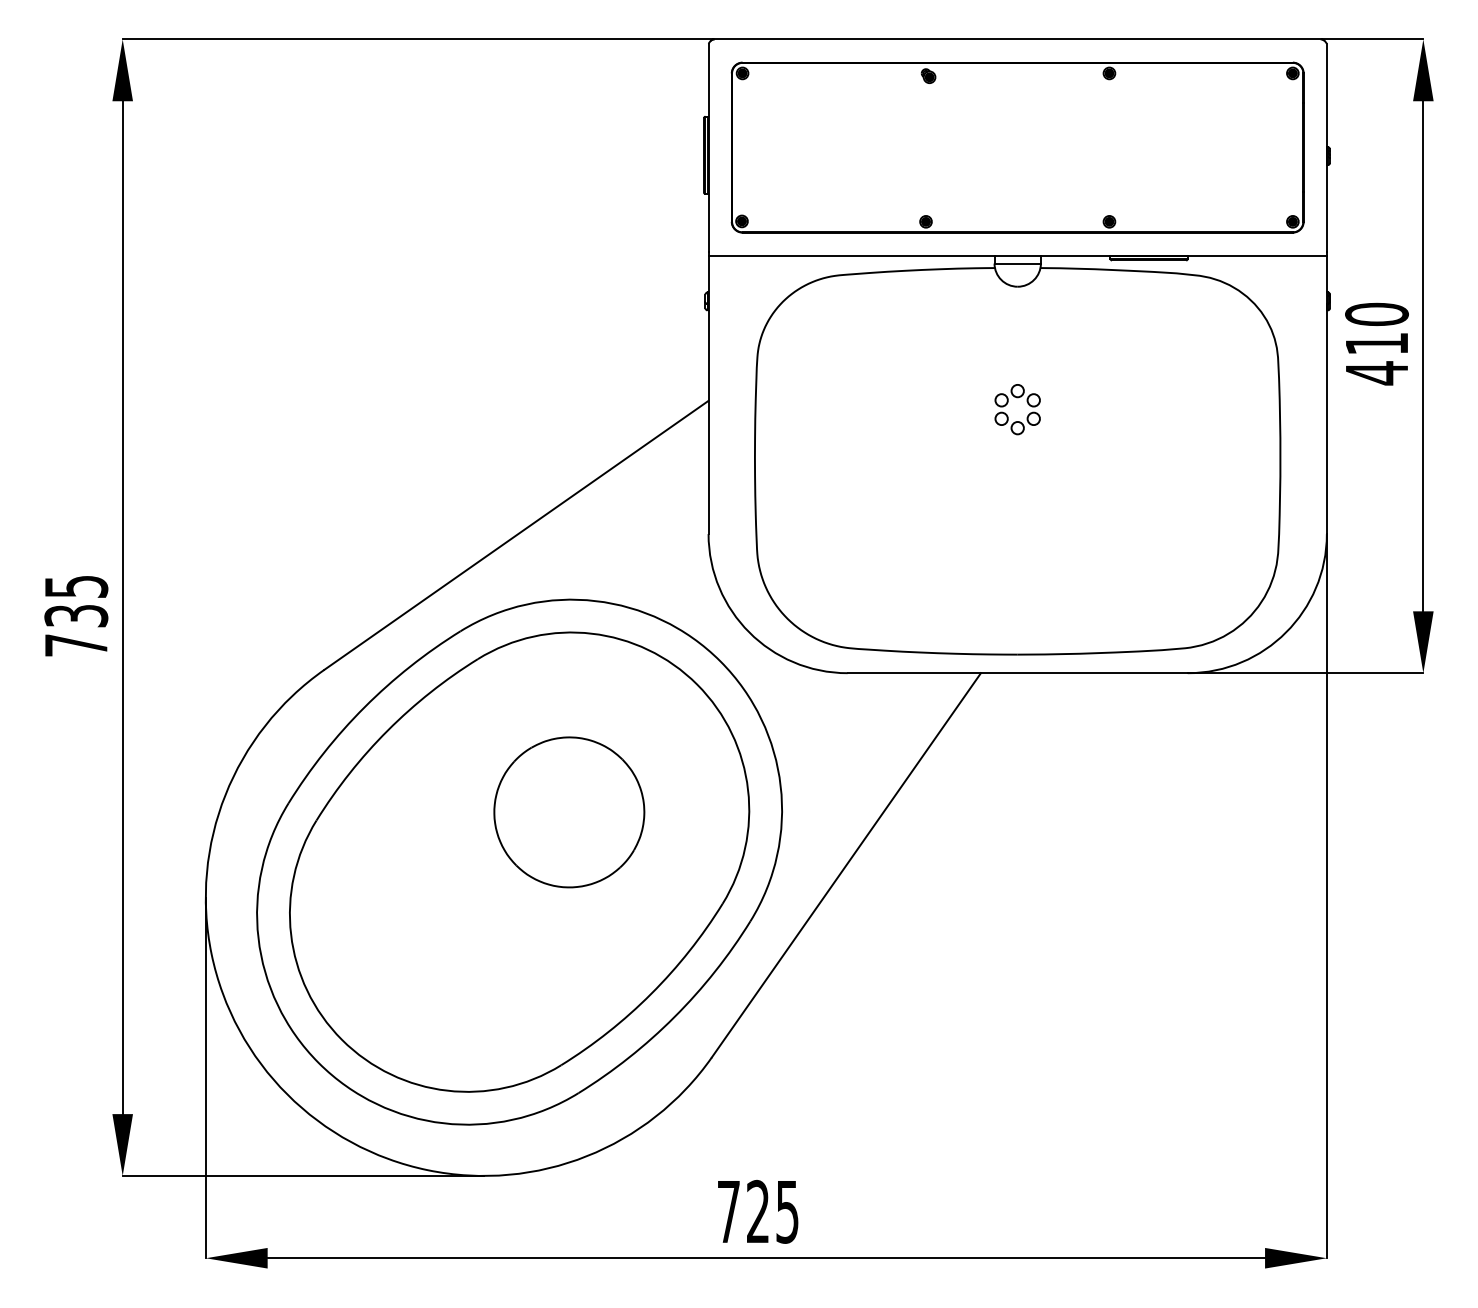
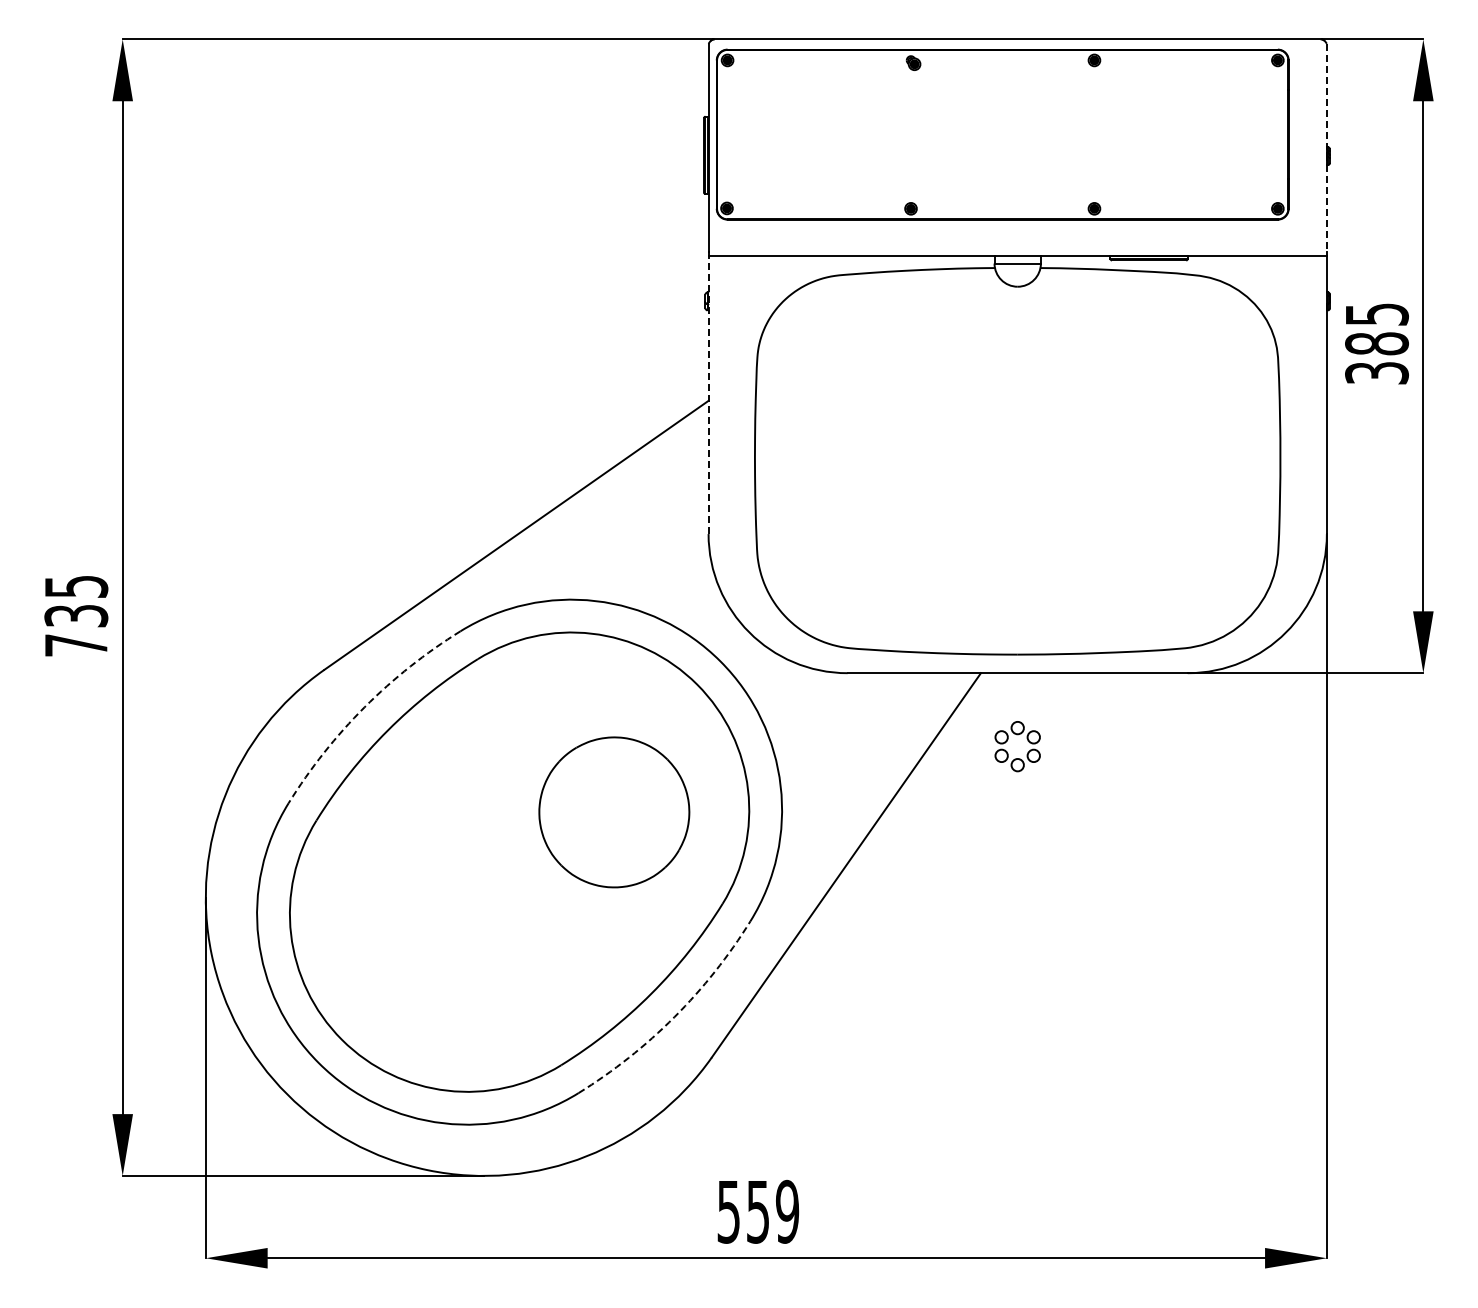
part position: (1017, 147) -> (1002, 134) (1002, 134)
line: solid -> dashed (1326, 147)
text: 410 -> 385 (1376, 343)
line: solid -> dashed (708, 394)
part position: (1017, 398) -> (1017, 735) (1017, 735)
arc: solid -> dashed (364, 707)
part position: (569, 812) -> (614, 812) (614, 812)
arc: solid -> dashed (674, 1017)
text: 725 -> 559 (758, 1211)
